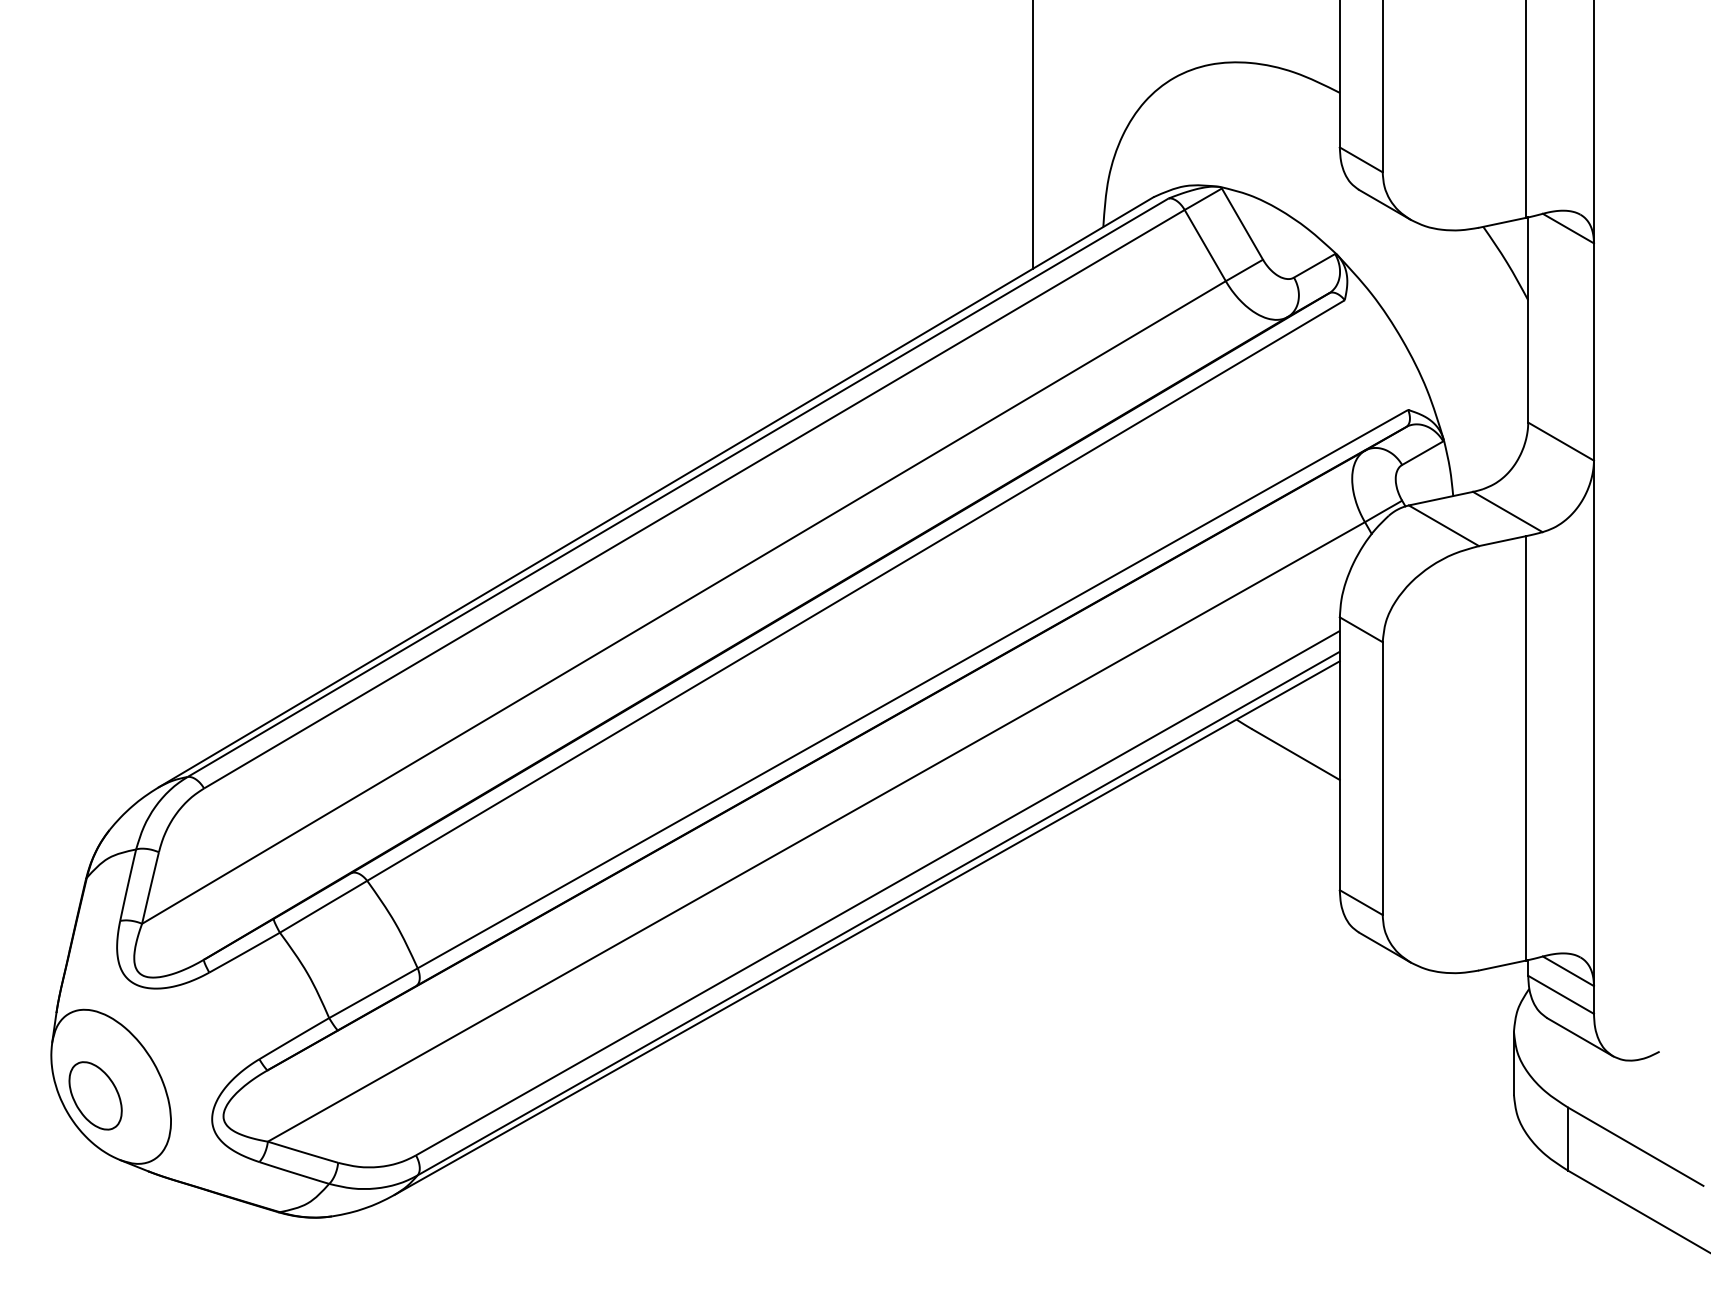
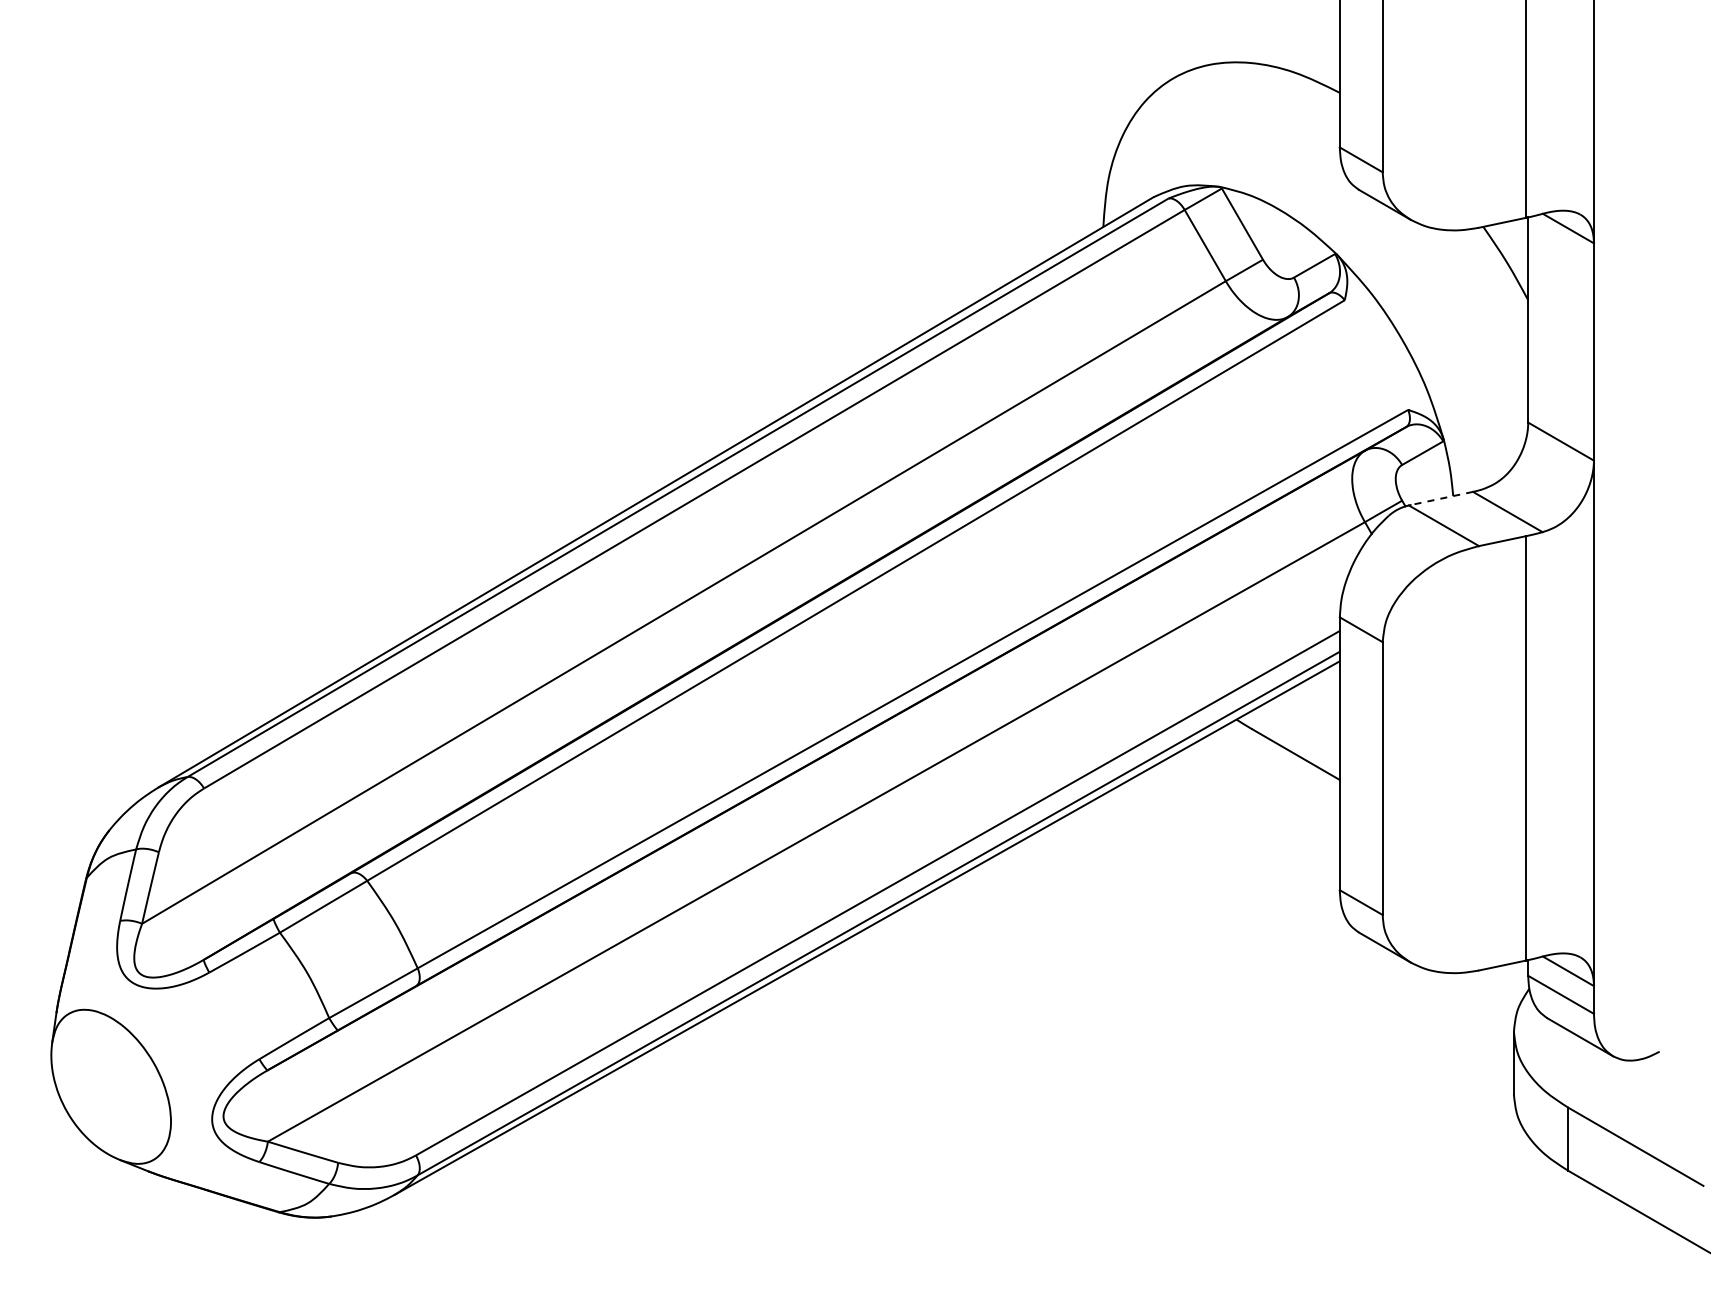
line: present -> none (1033, 135)
line: solid -> dashed (1441, 498)
part: present -> none (95, 1095)
